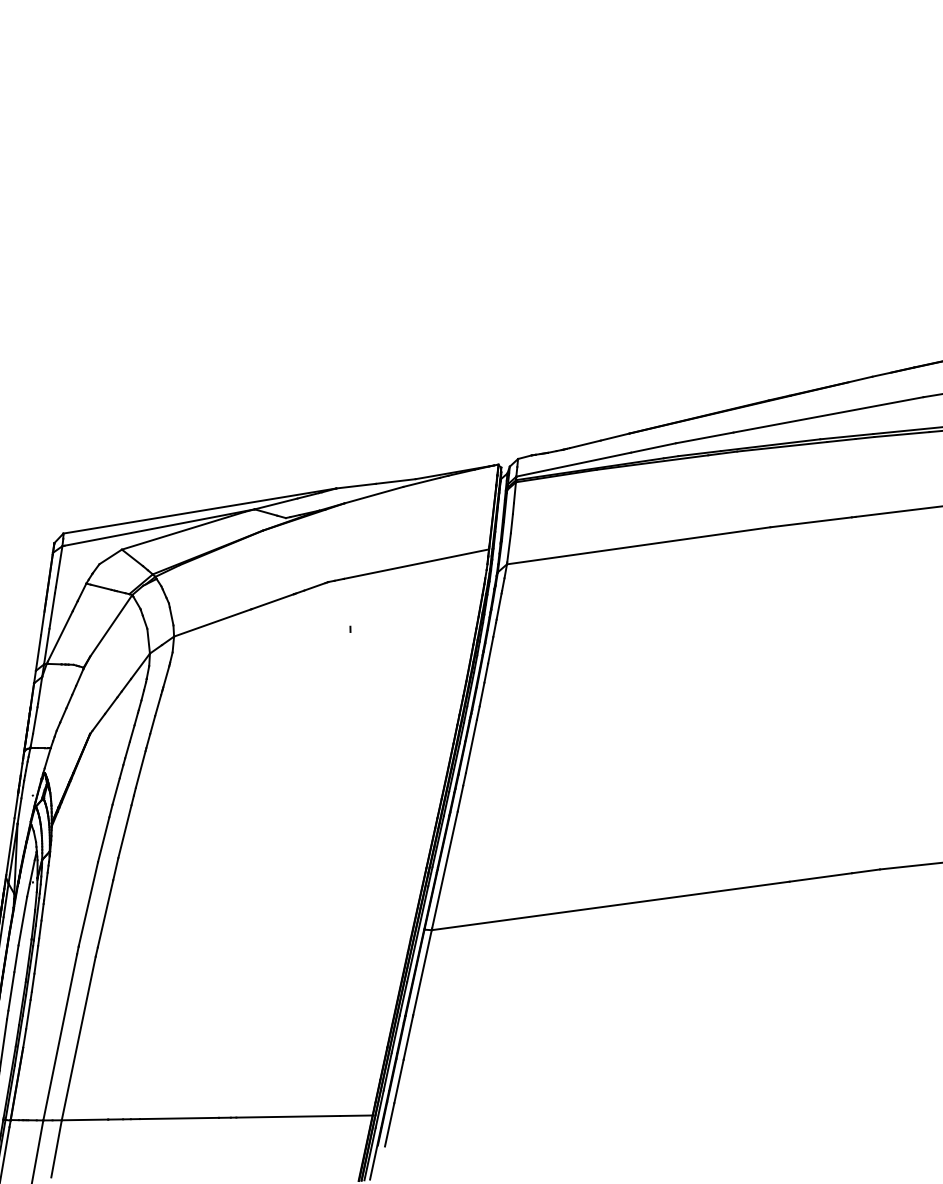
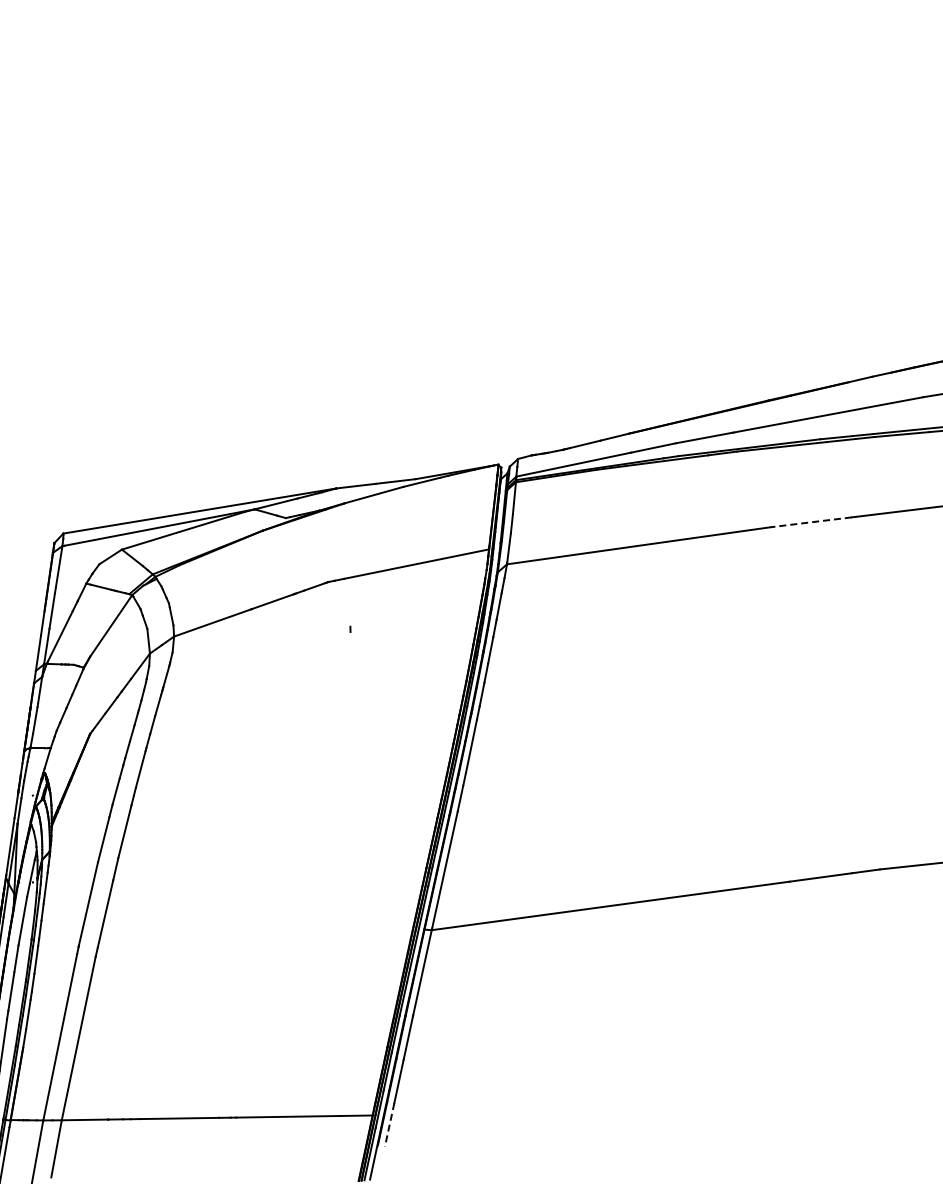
line: solid -> dashed (811, 522)
line: solid -> dashed (389, 1125)
